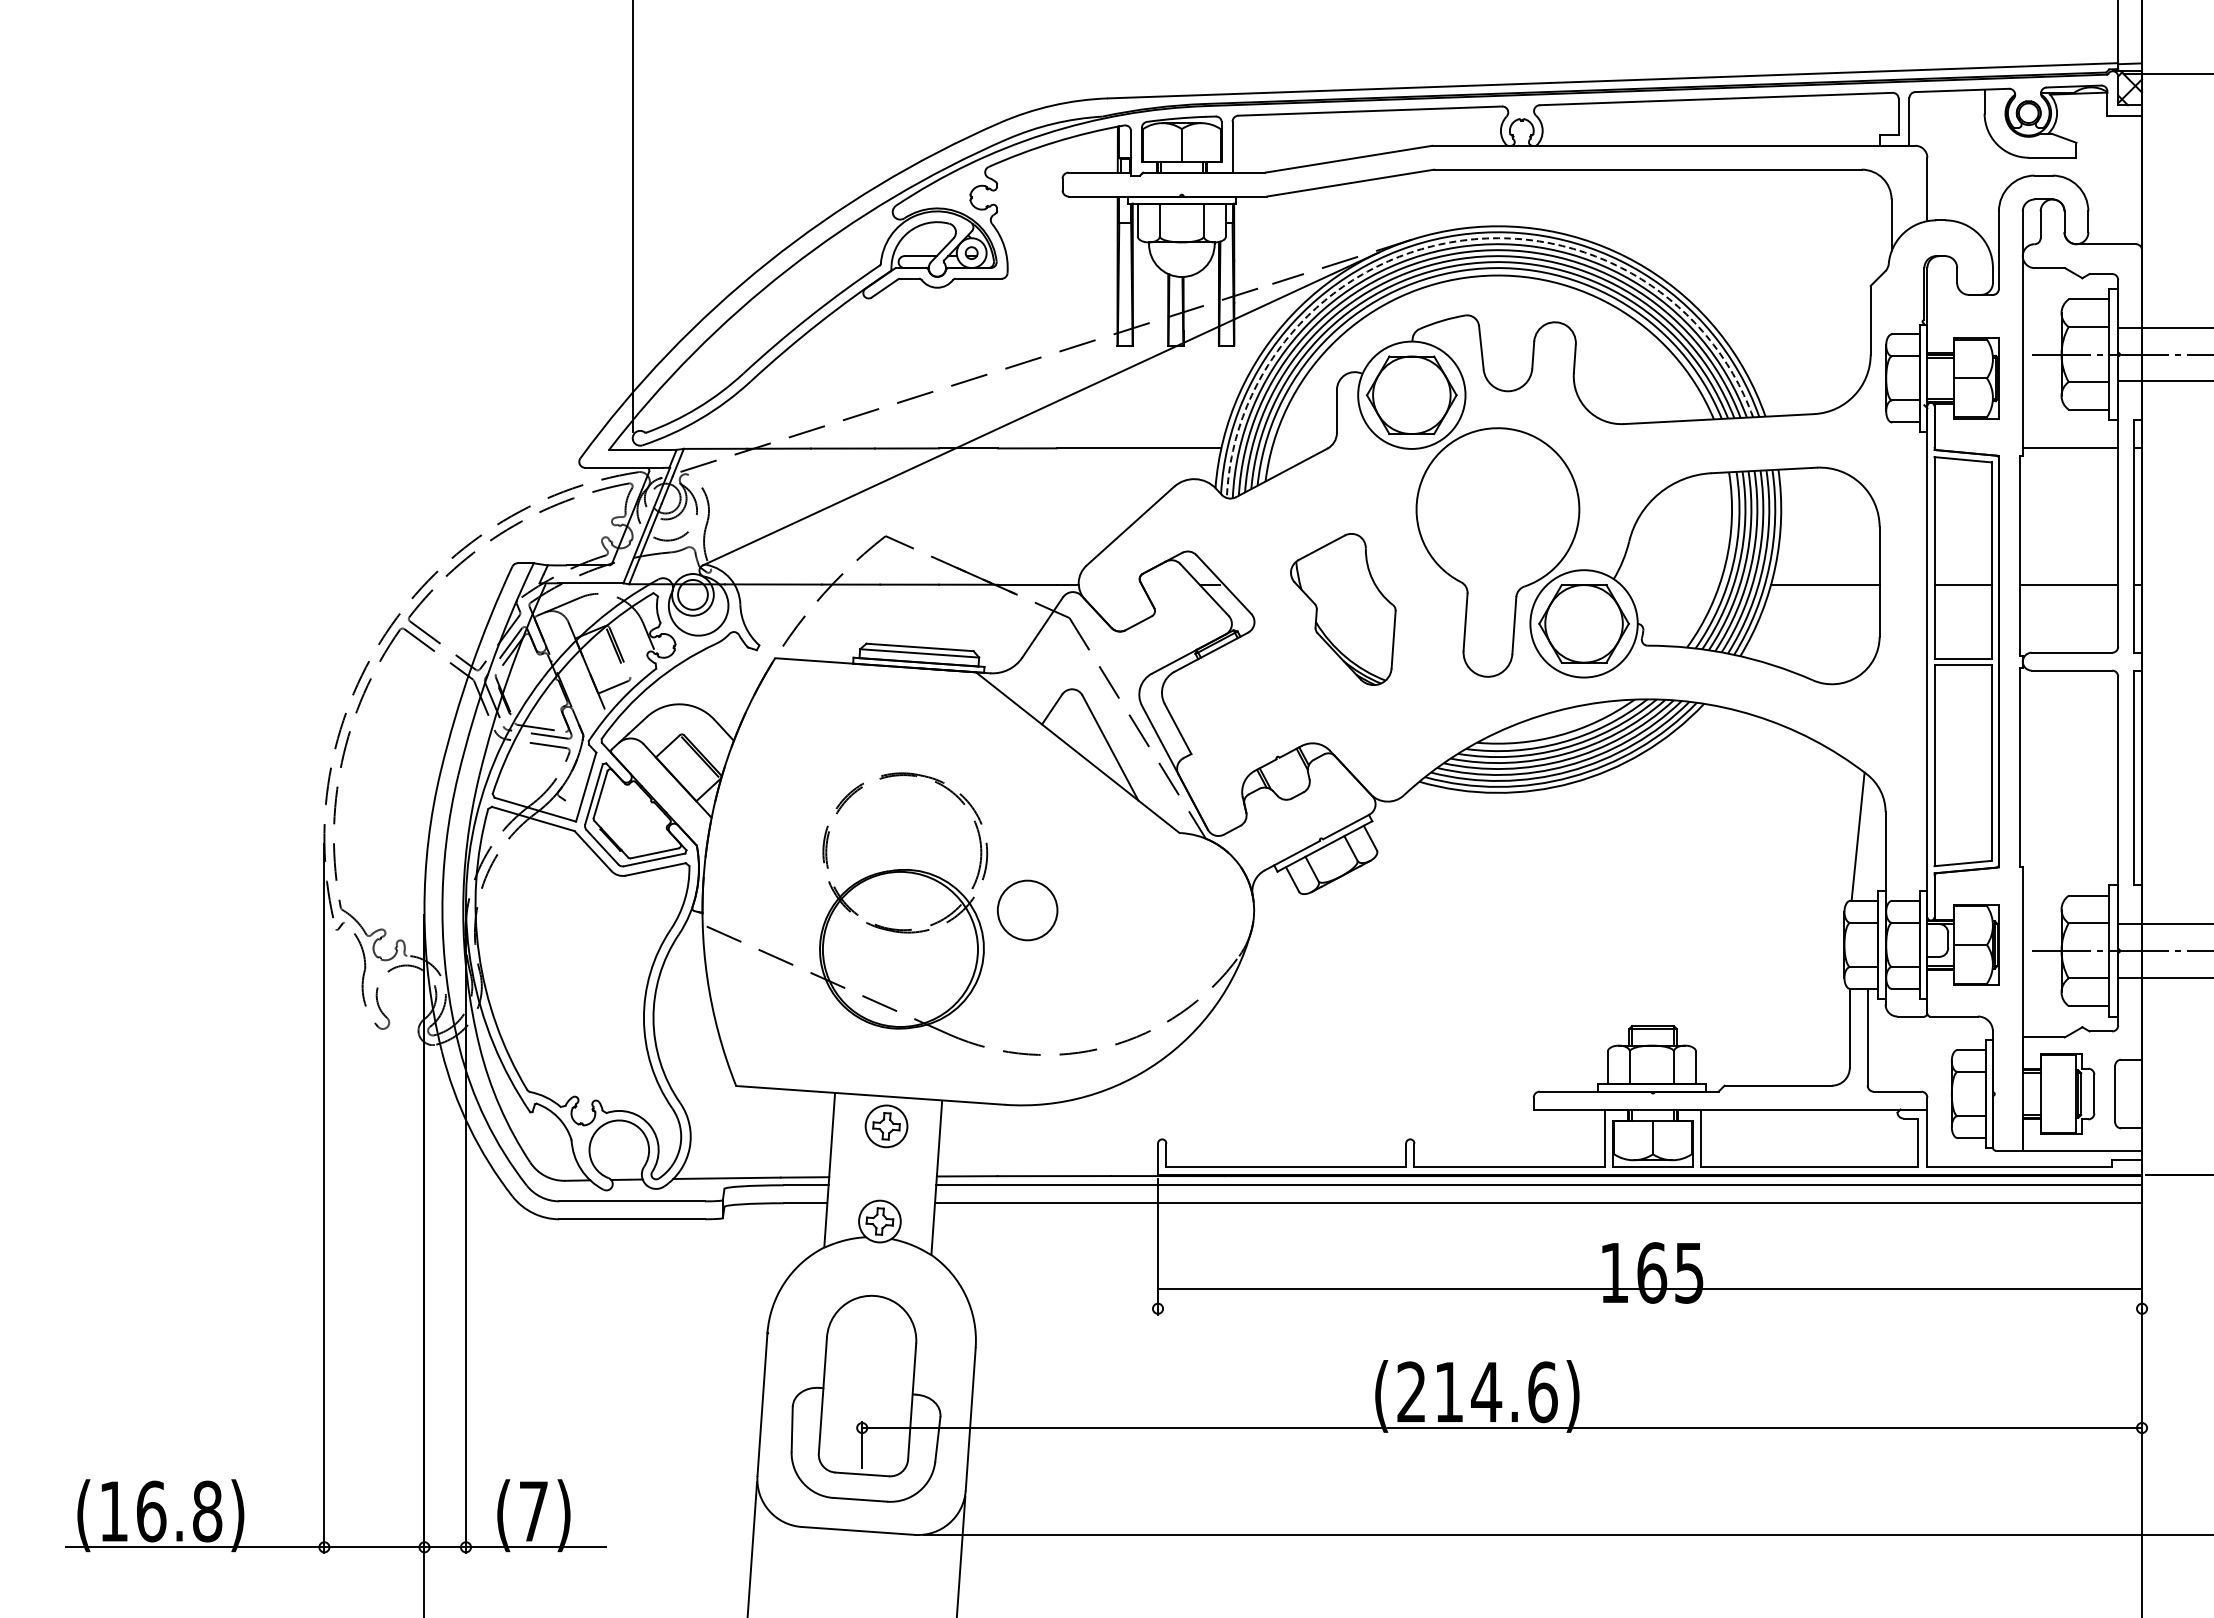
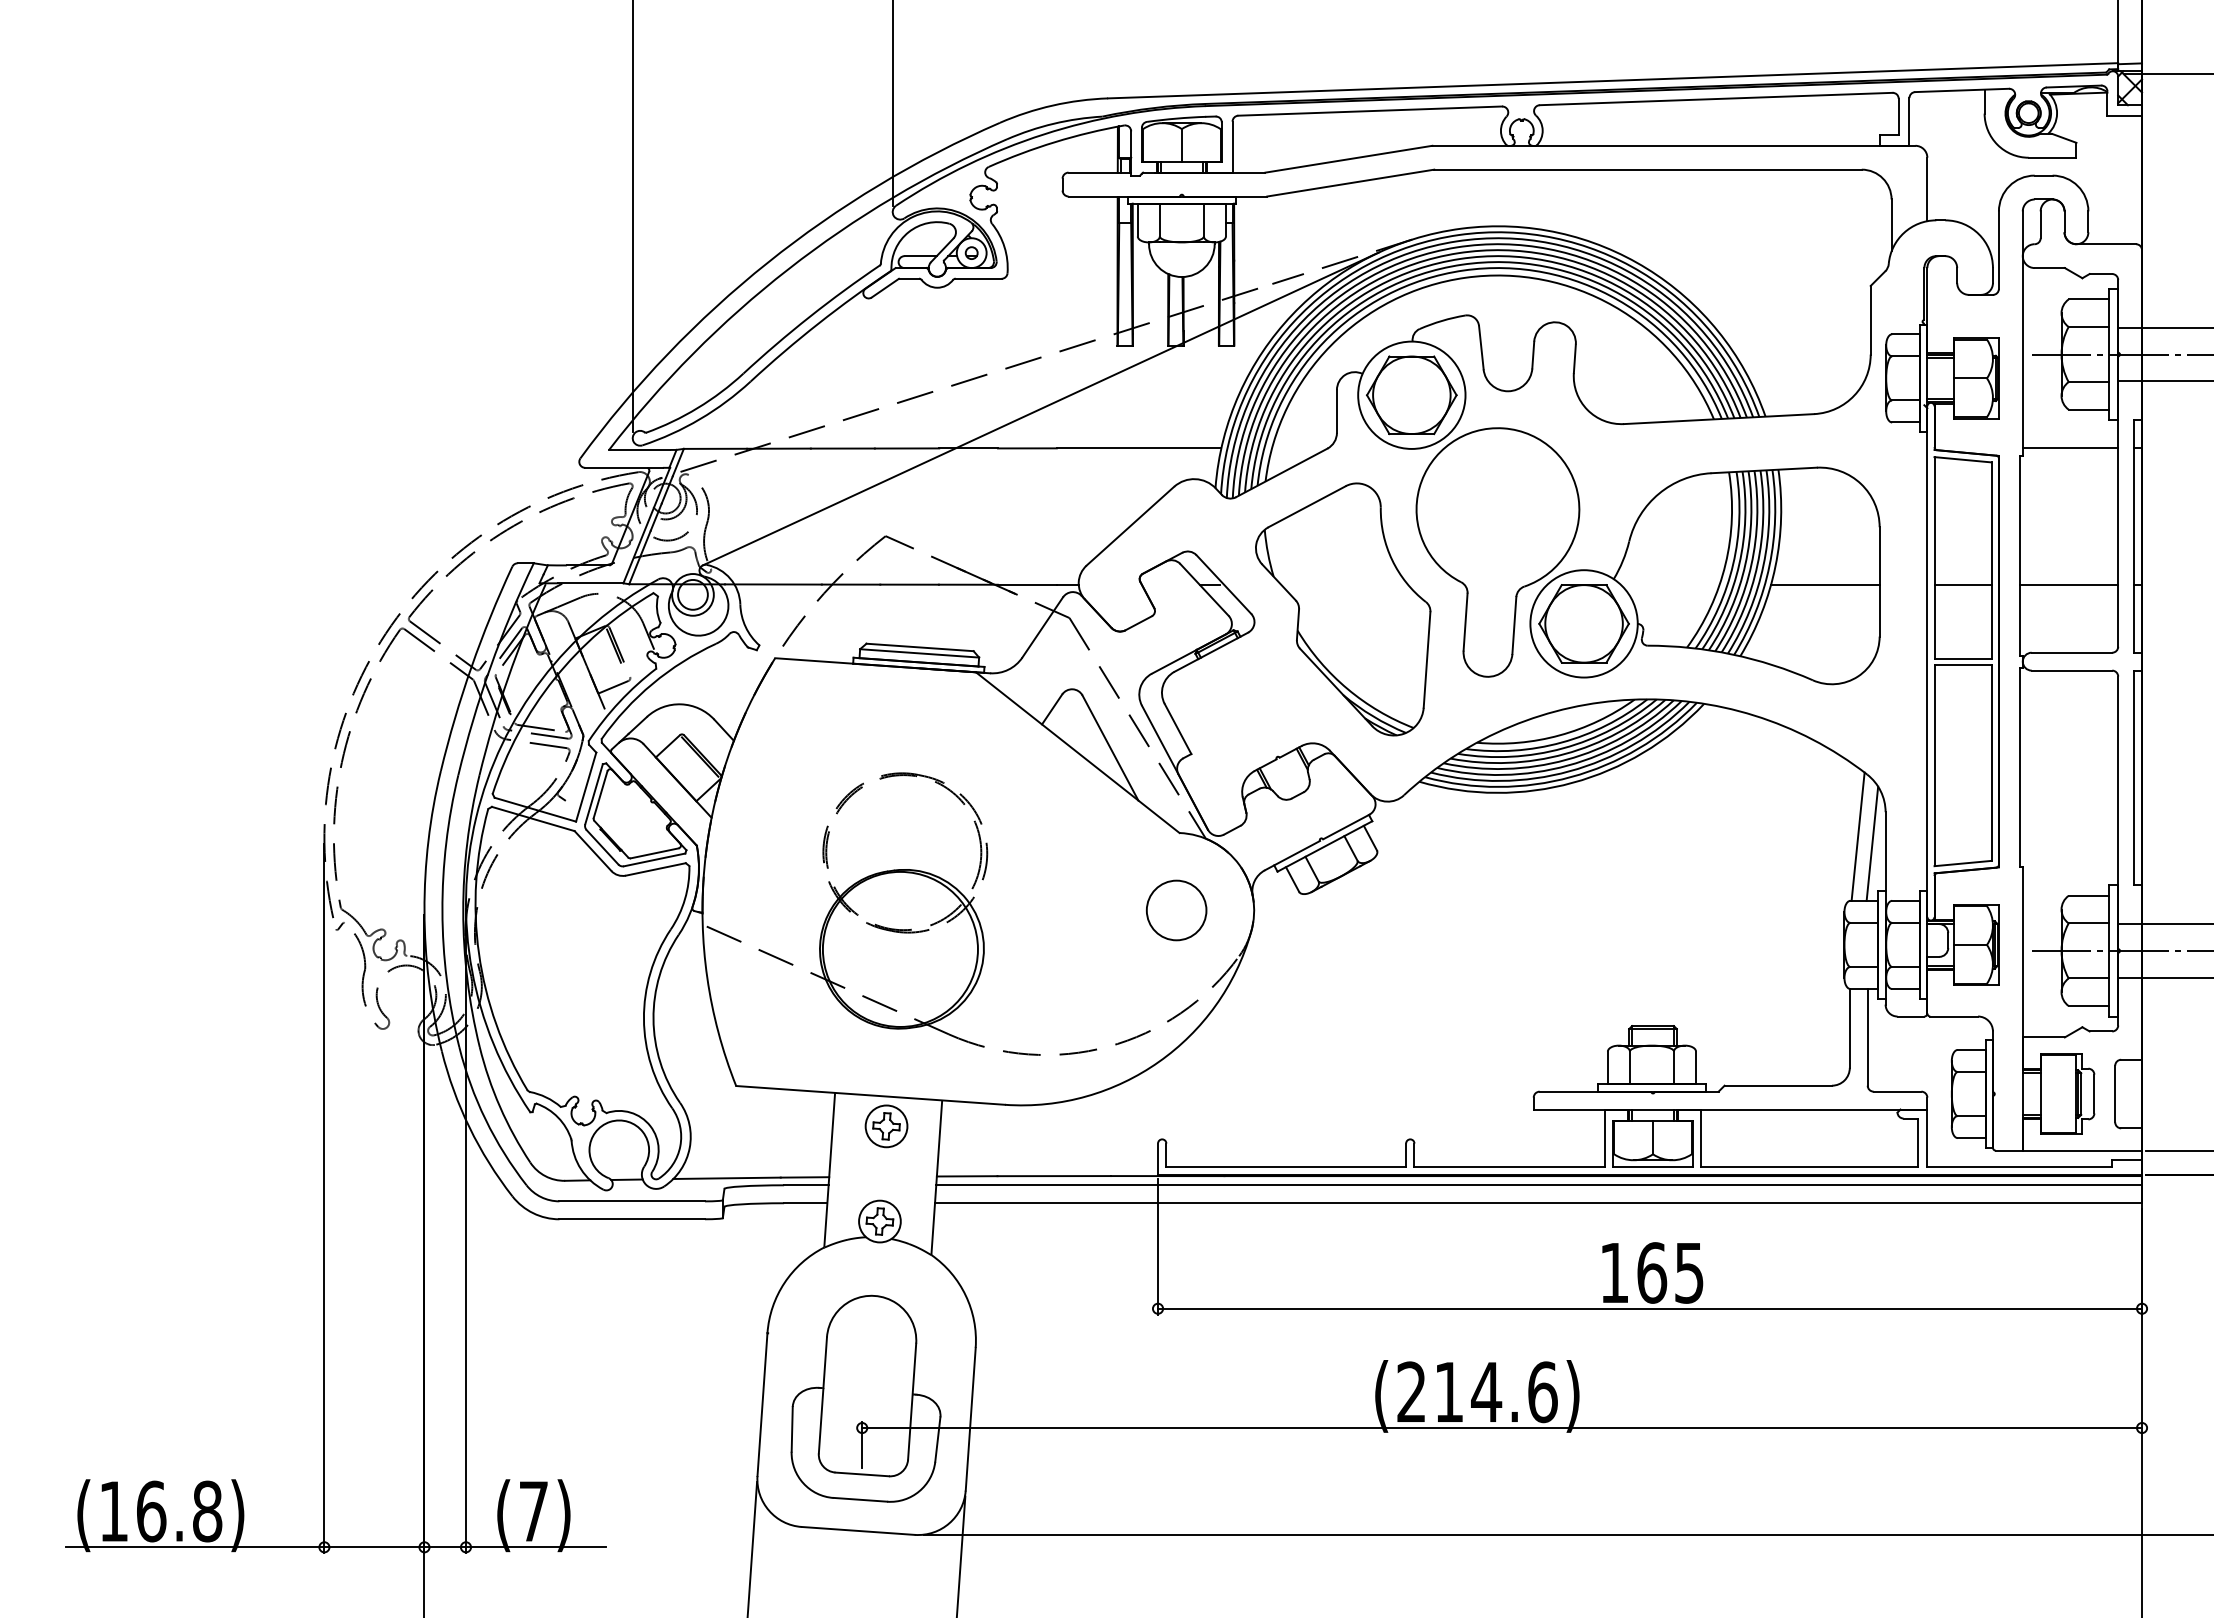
line: none -> present (892, 104)
arc: dashed -> solid (1456, 241)
part size: 107x153 px -> 177x255 px (1343, 609)
line: none -> present (1872, 843)
circle position: (1027, 910) -> (1176, 910) (1176, 910)
line: none -> present (2178, 1150)
line position: (1650, 1288) -> (1650, 1308) (1650, 1308)
